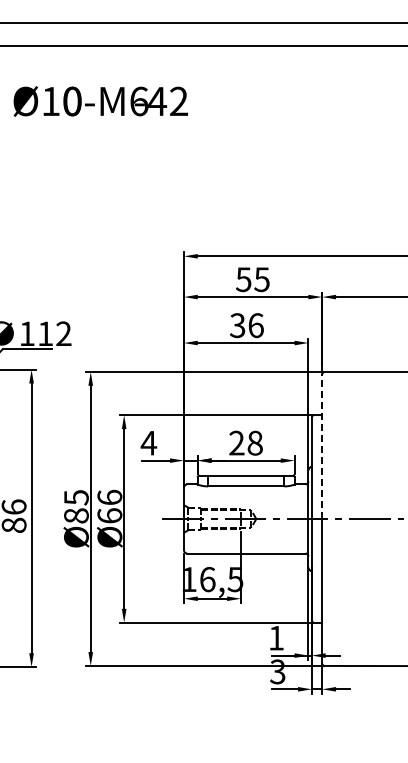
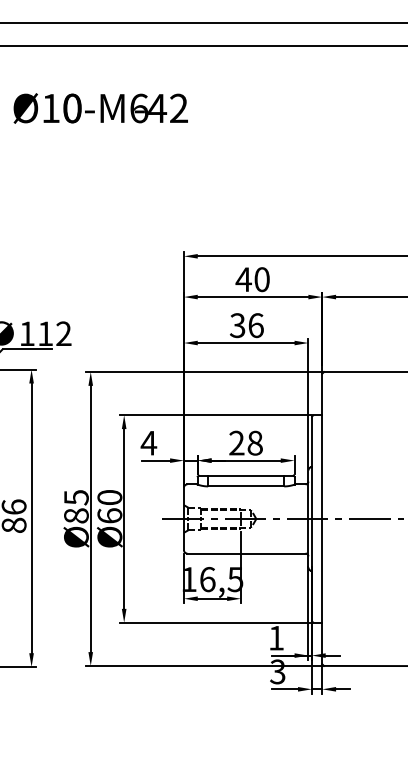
text position: (100, 101) -> (100, 108) (100, 108)
text: 55 -> 40 (252, 279)
line: dashed -> solid (322, 446)
text: Ø66 -> Ø60 (109, 496)
